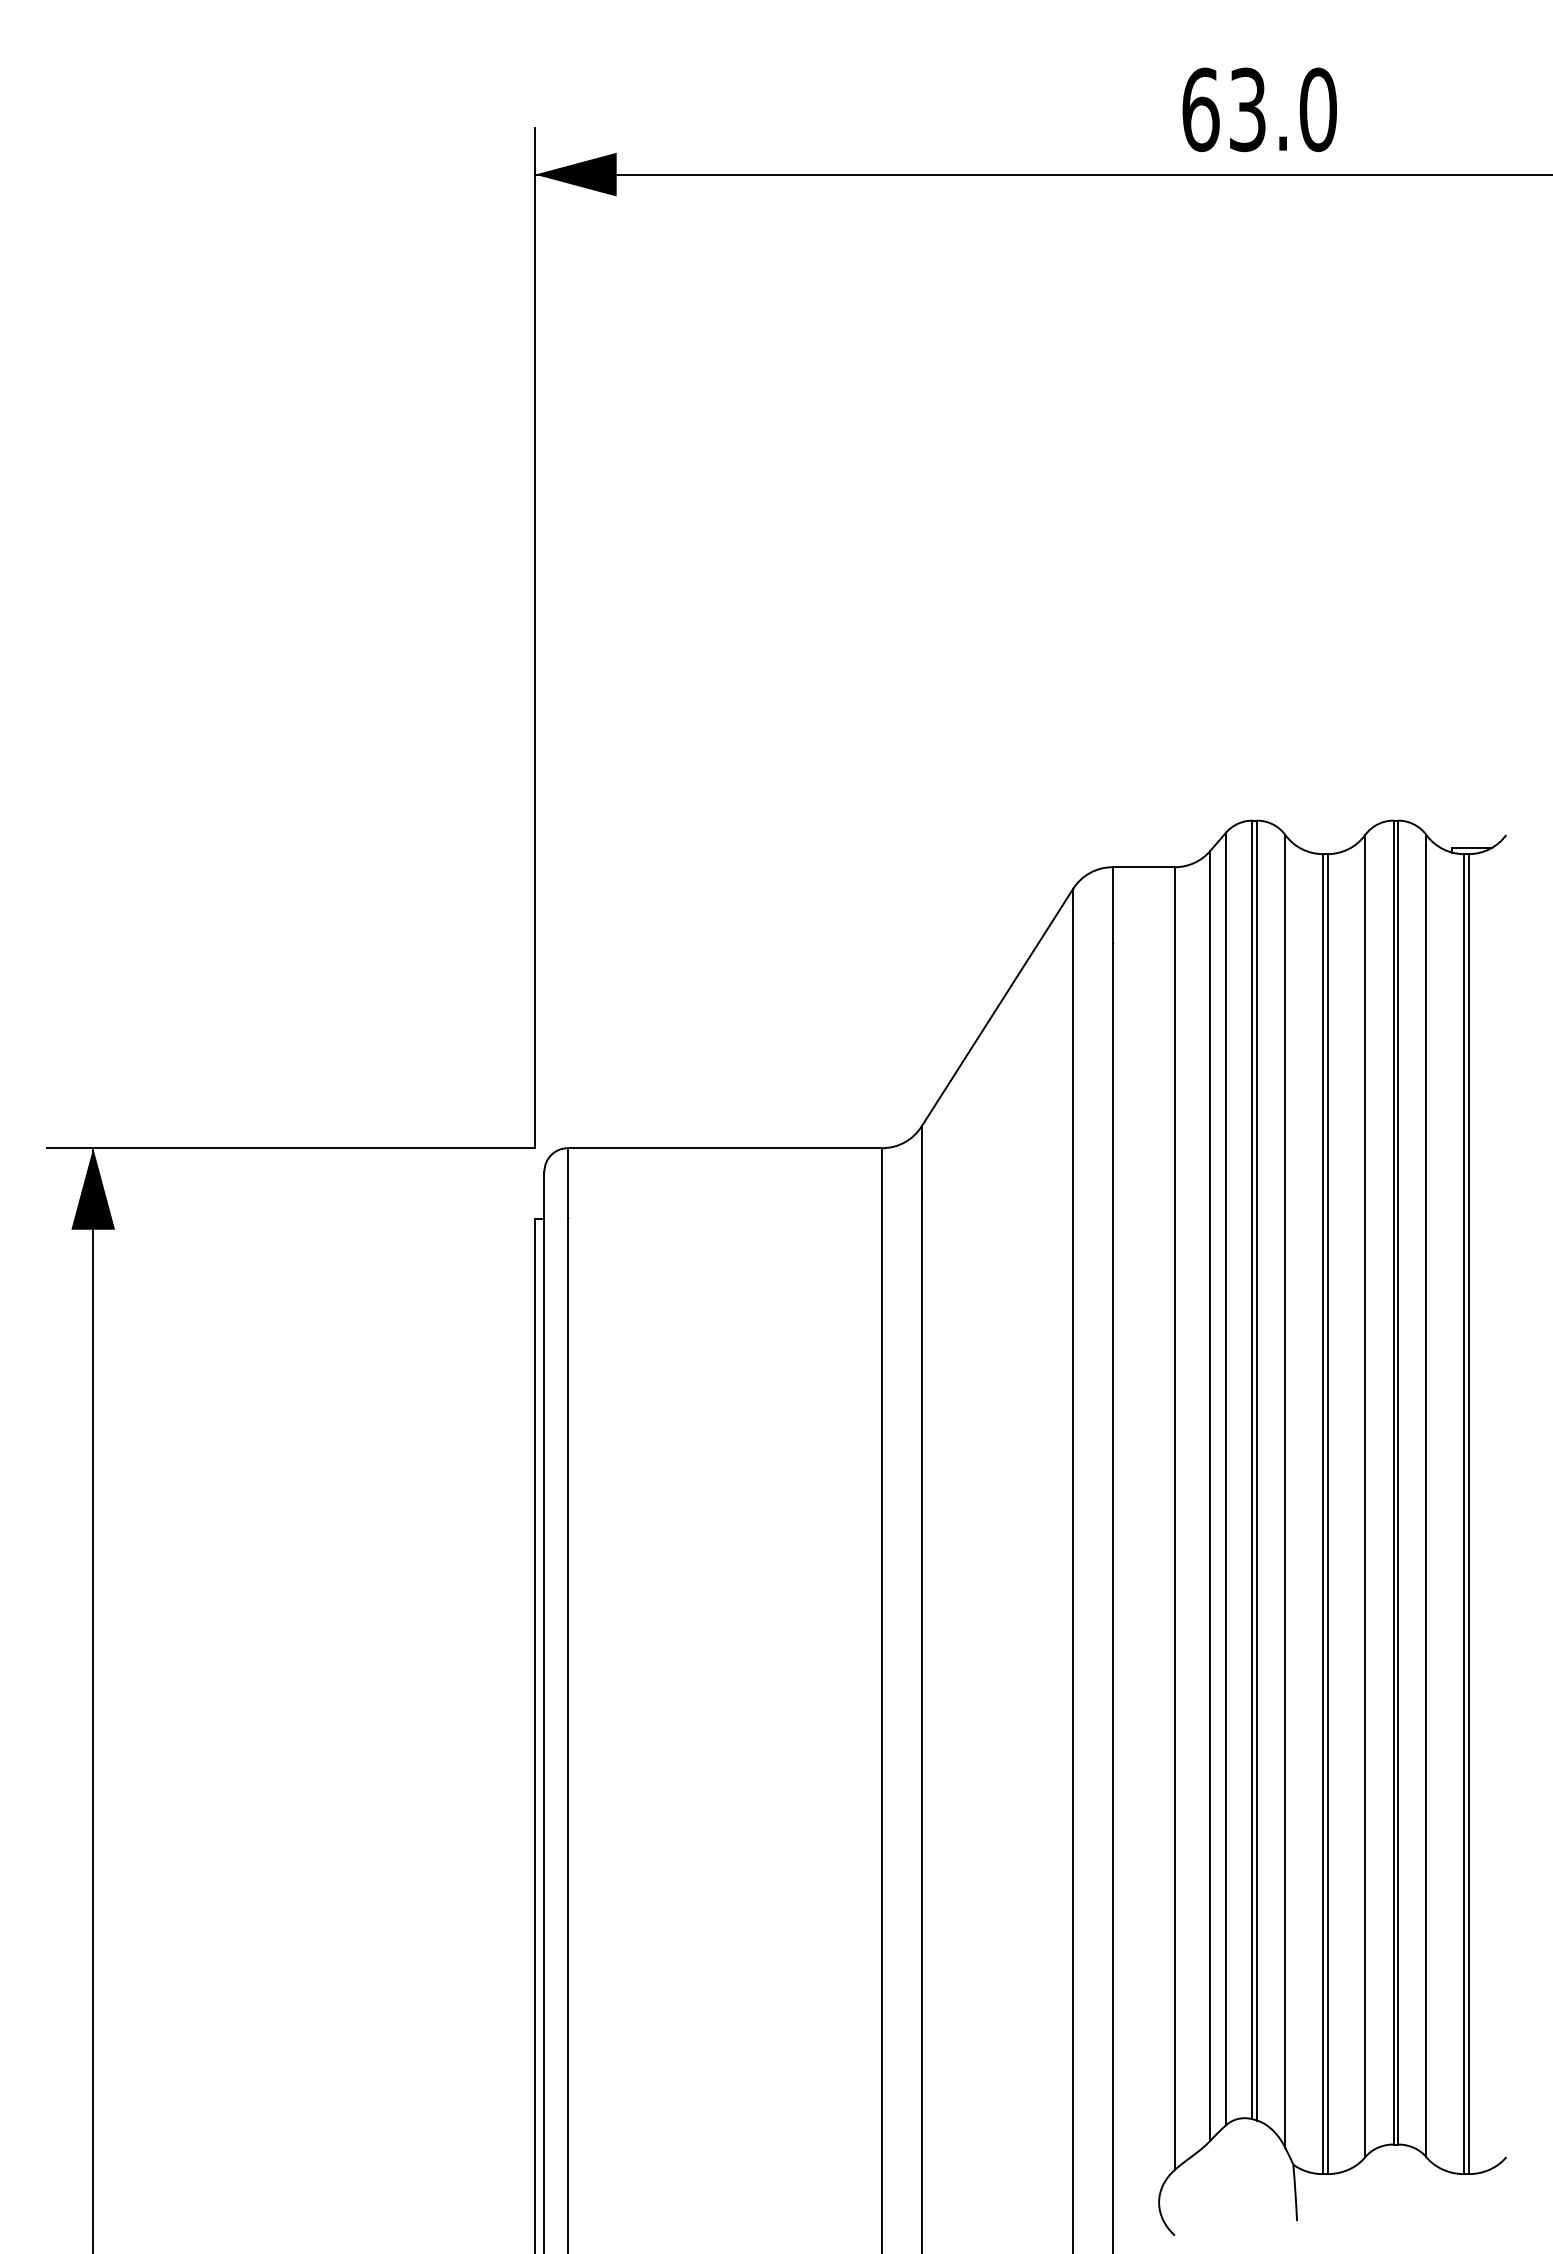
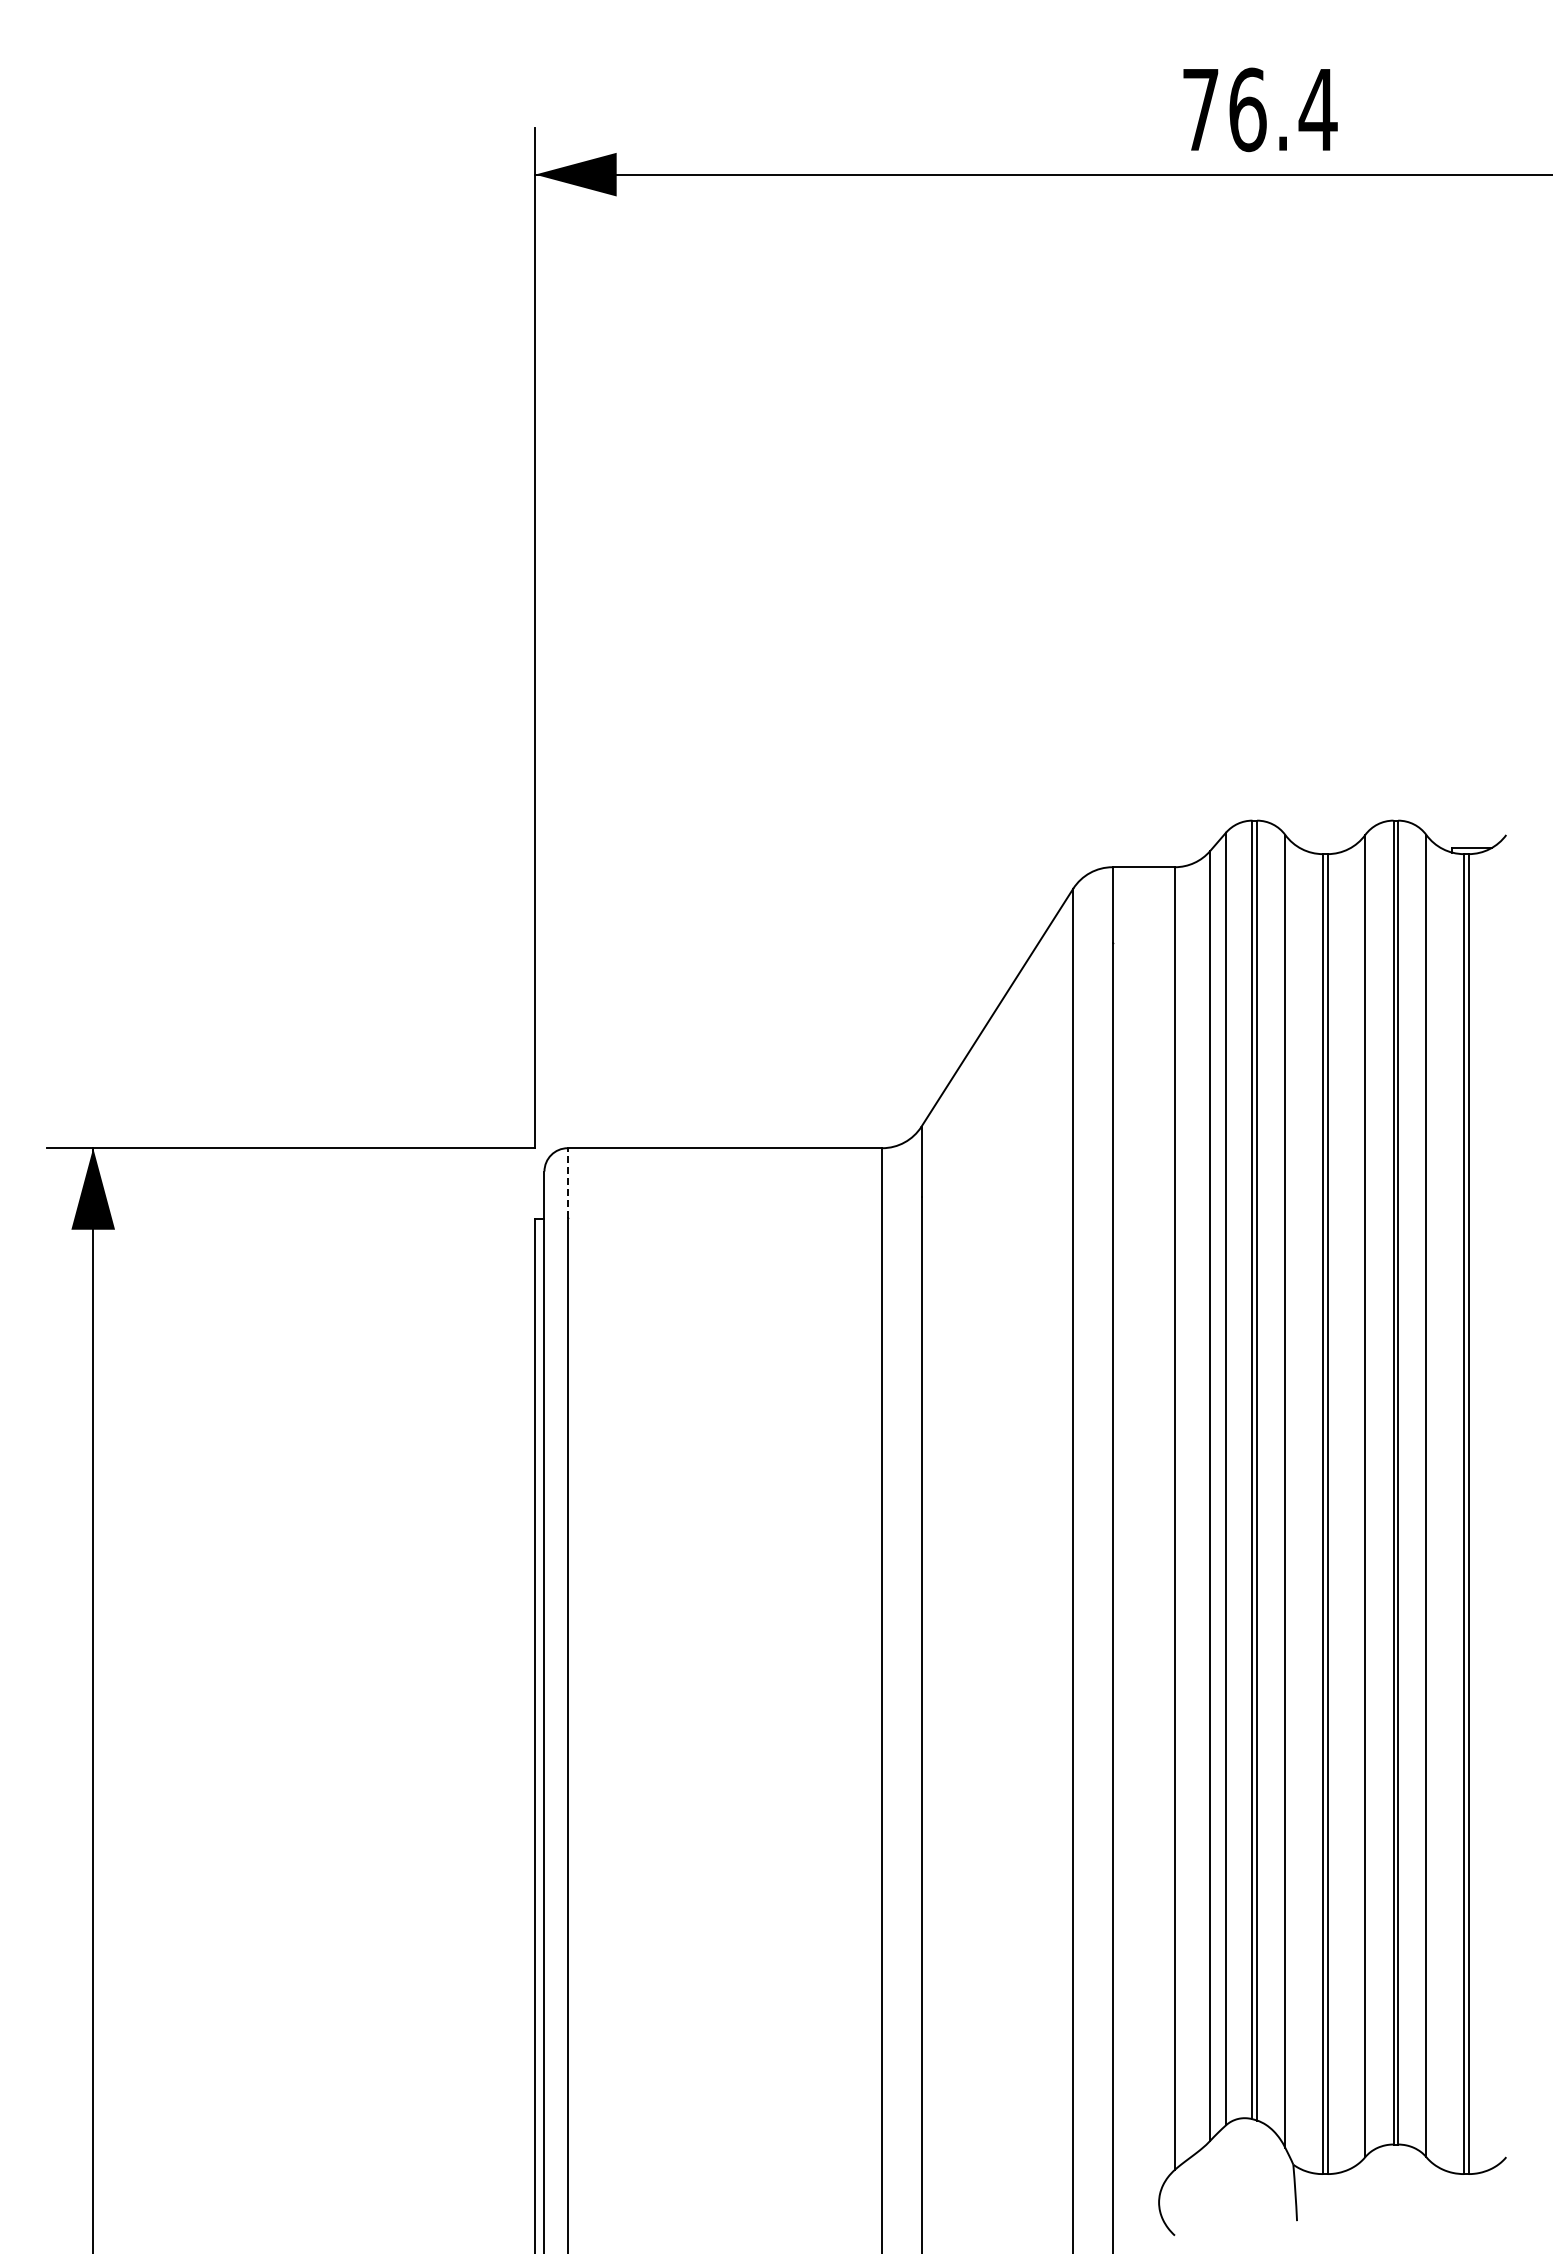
text: 63.0 -> 76.4 (1259, 109)
line: solid -> dashed (567, 1182)
